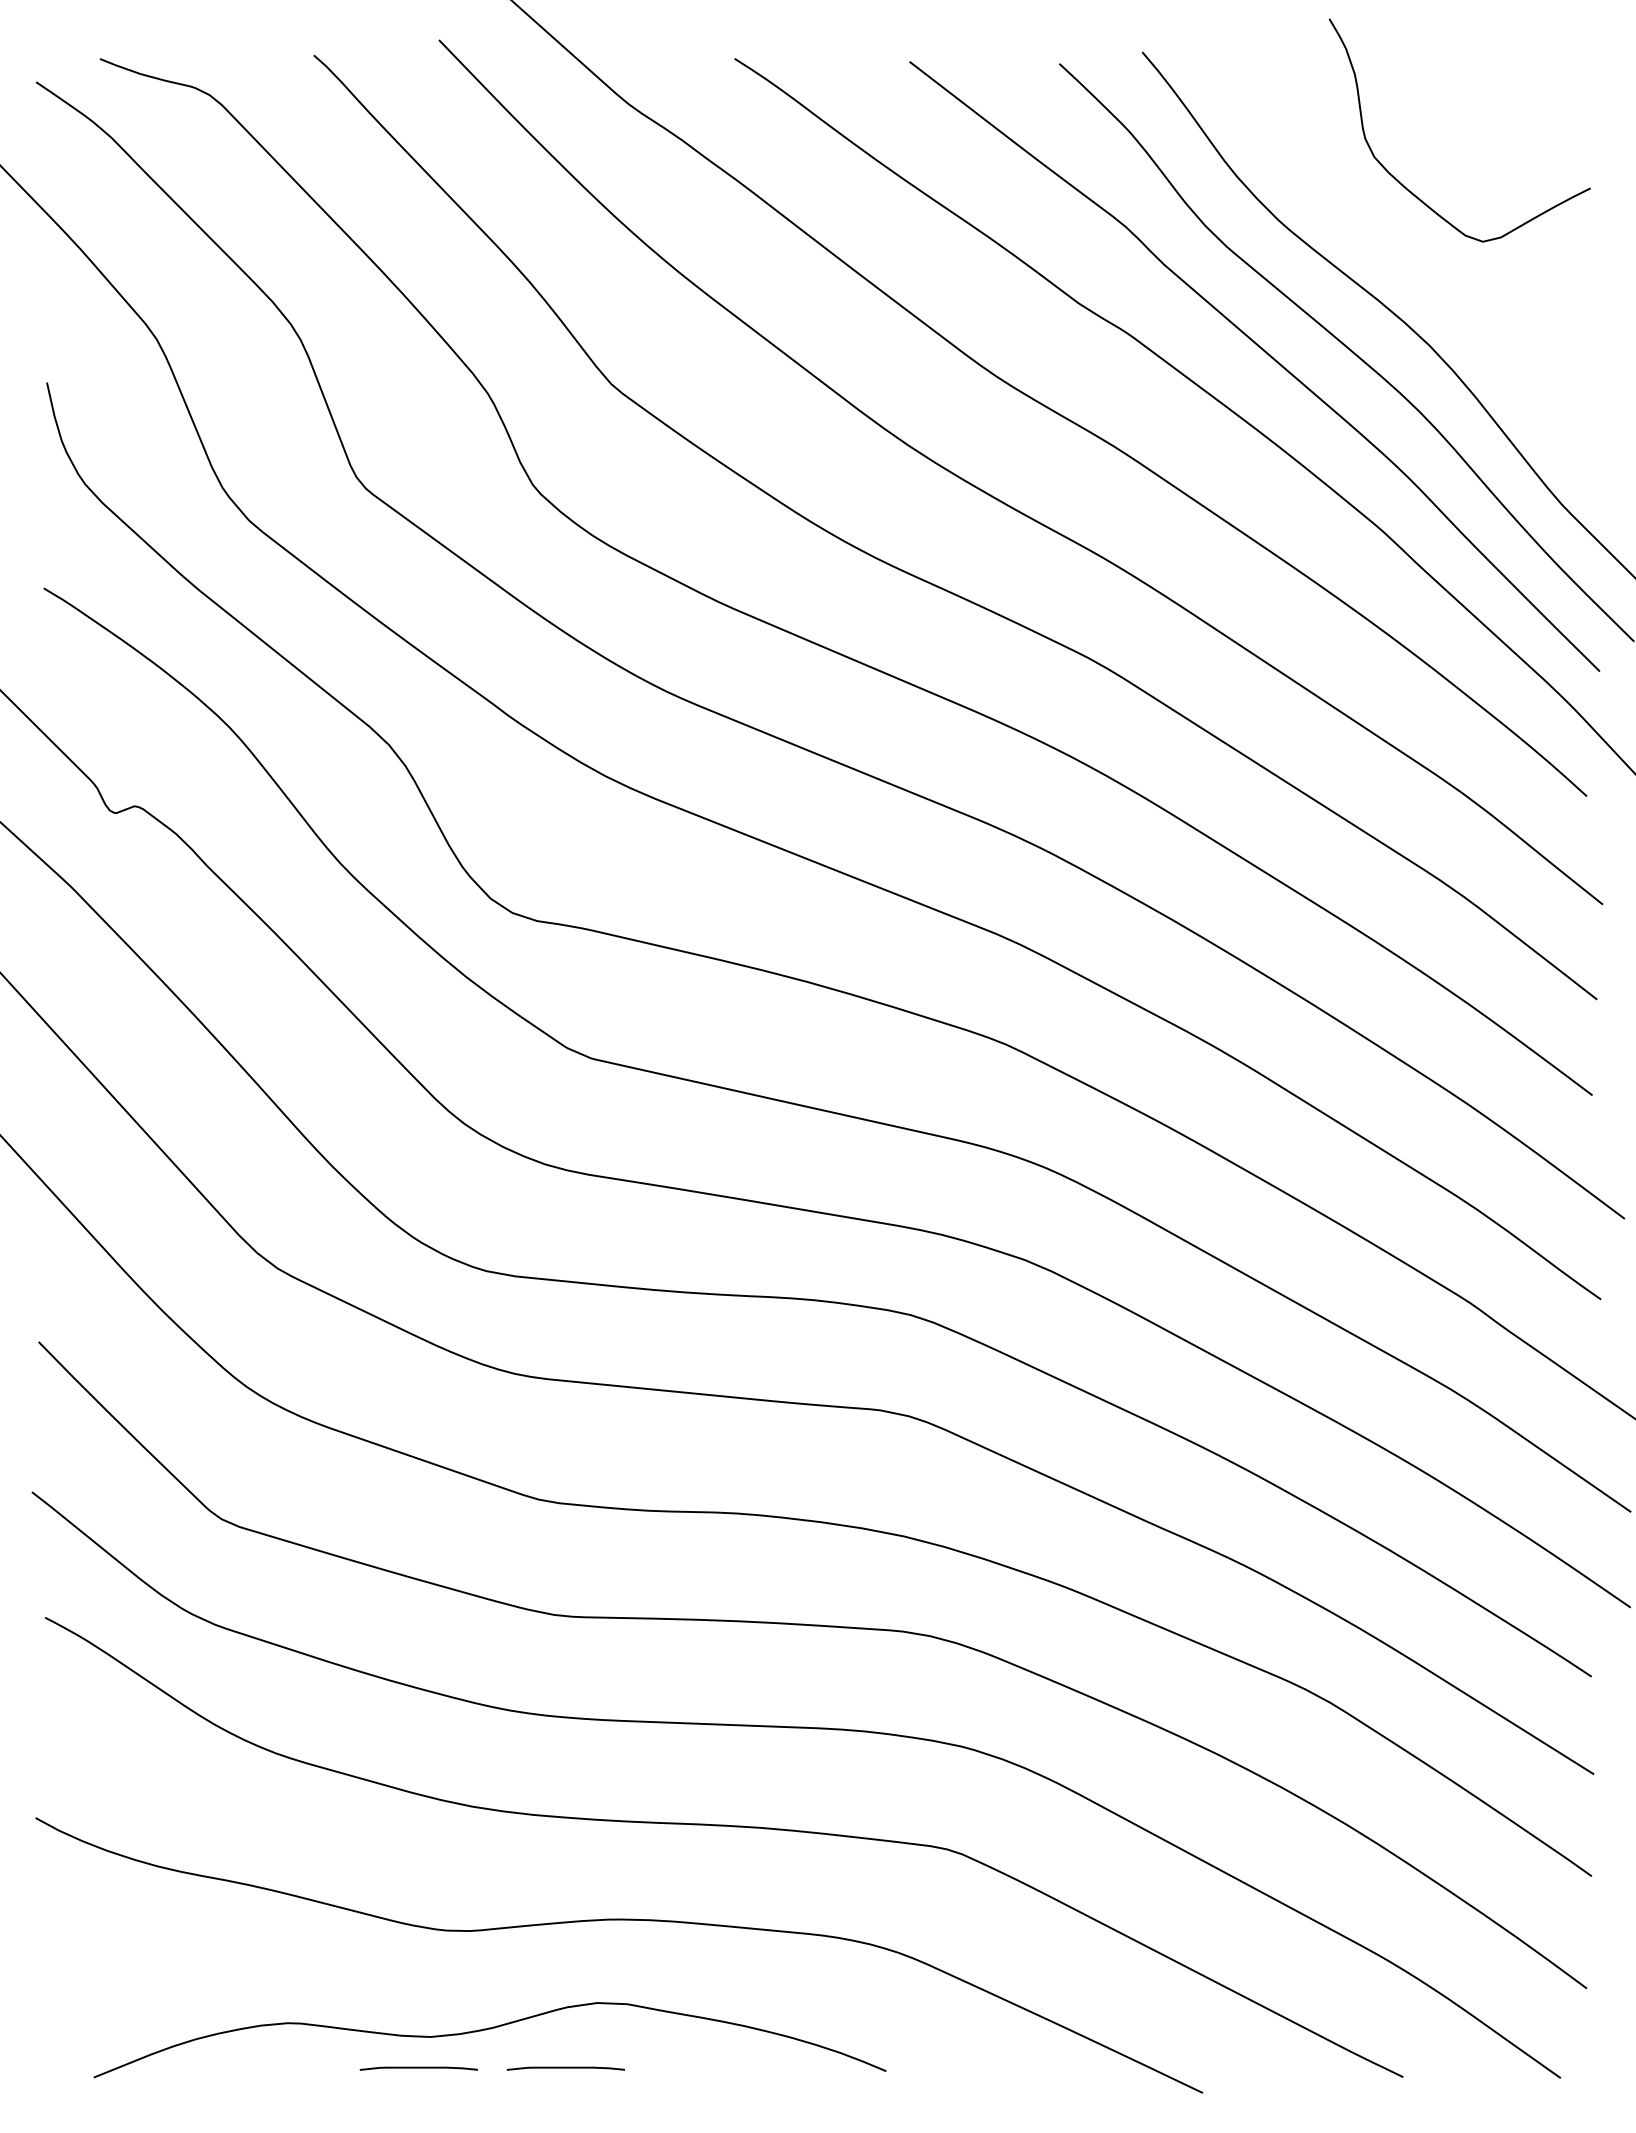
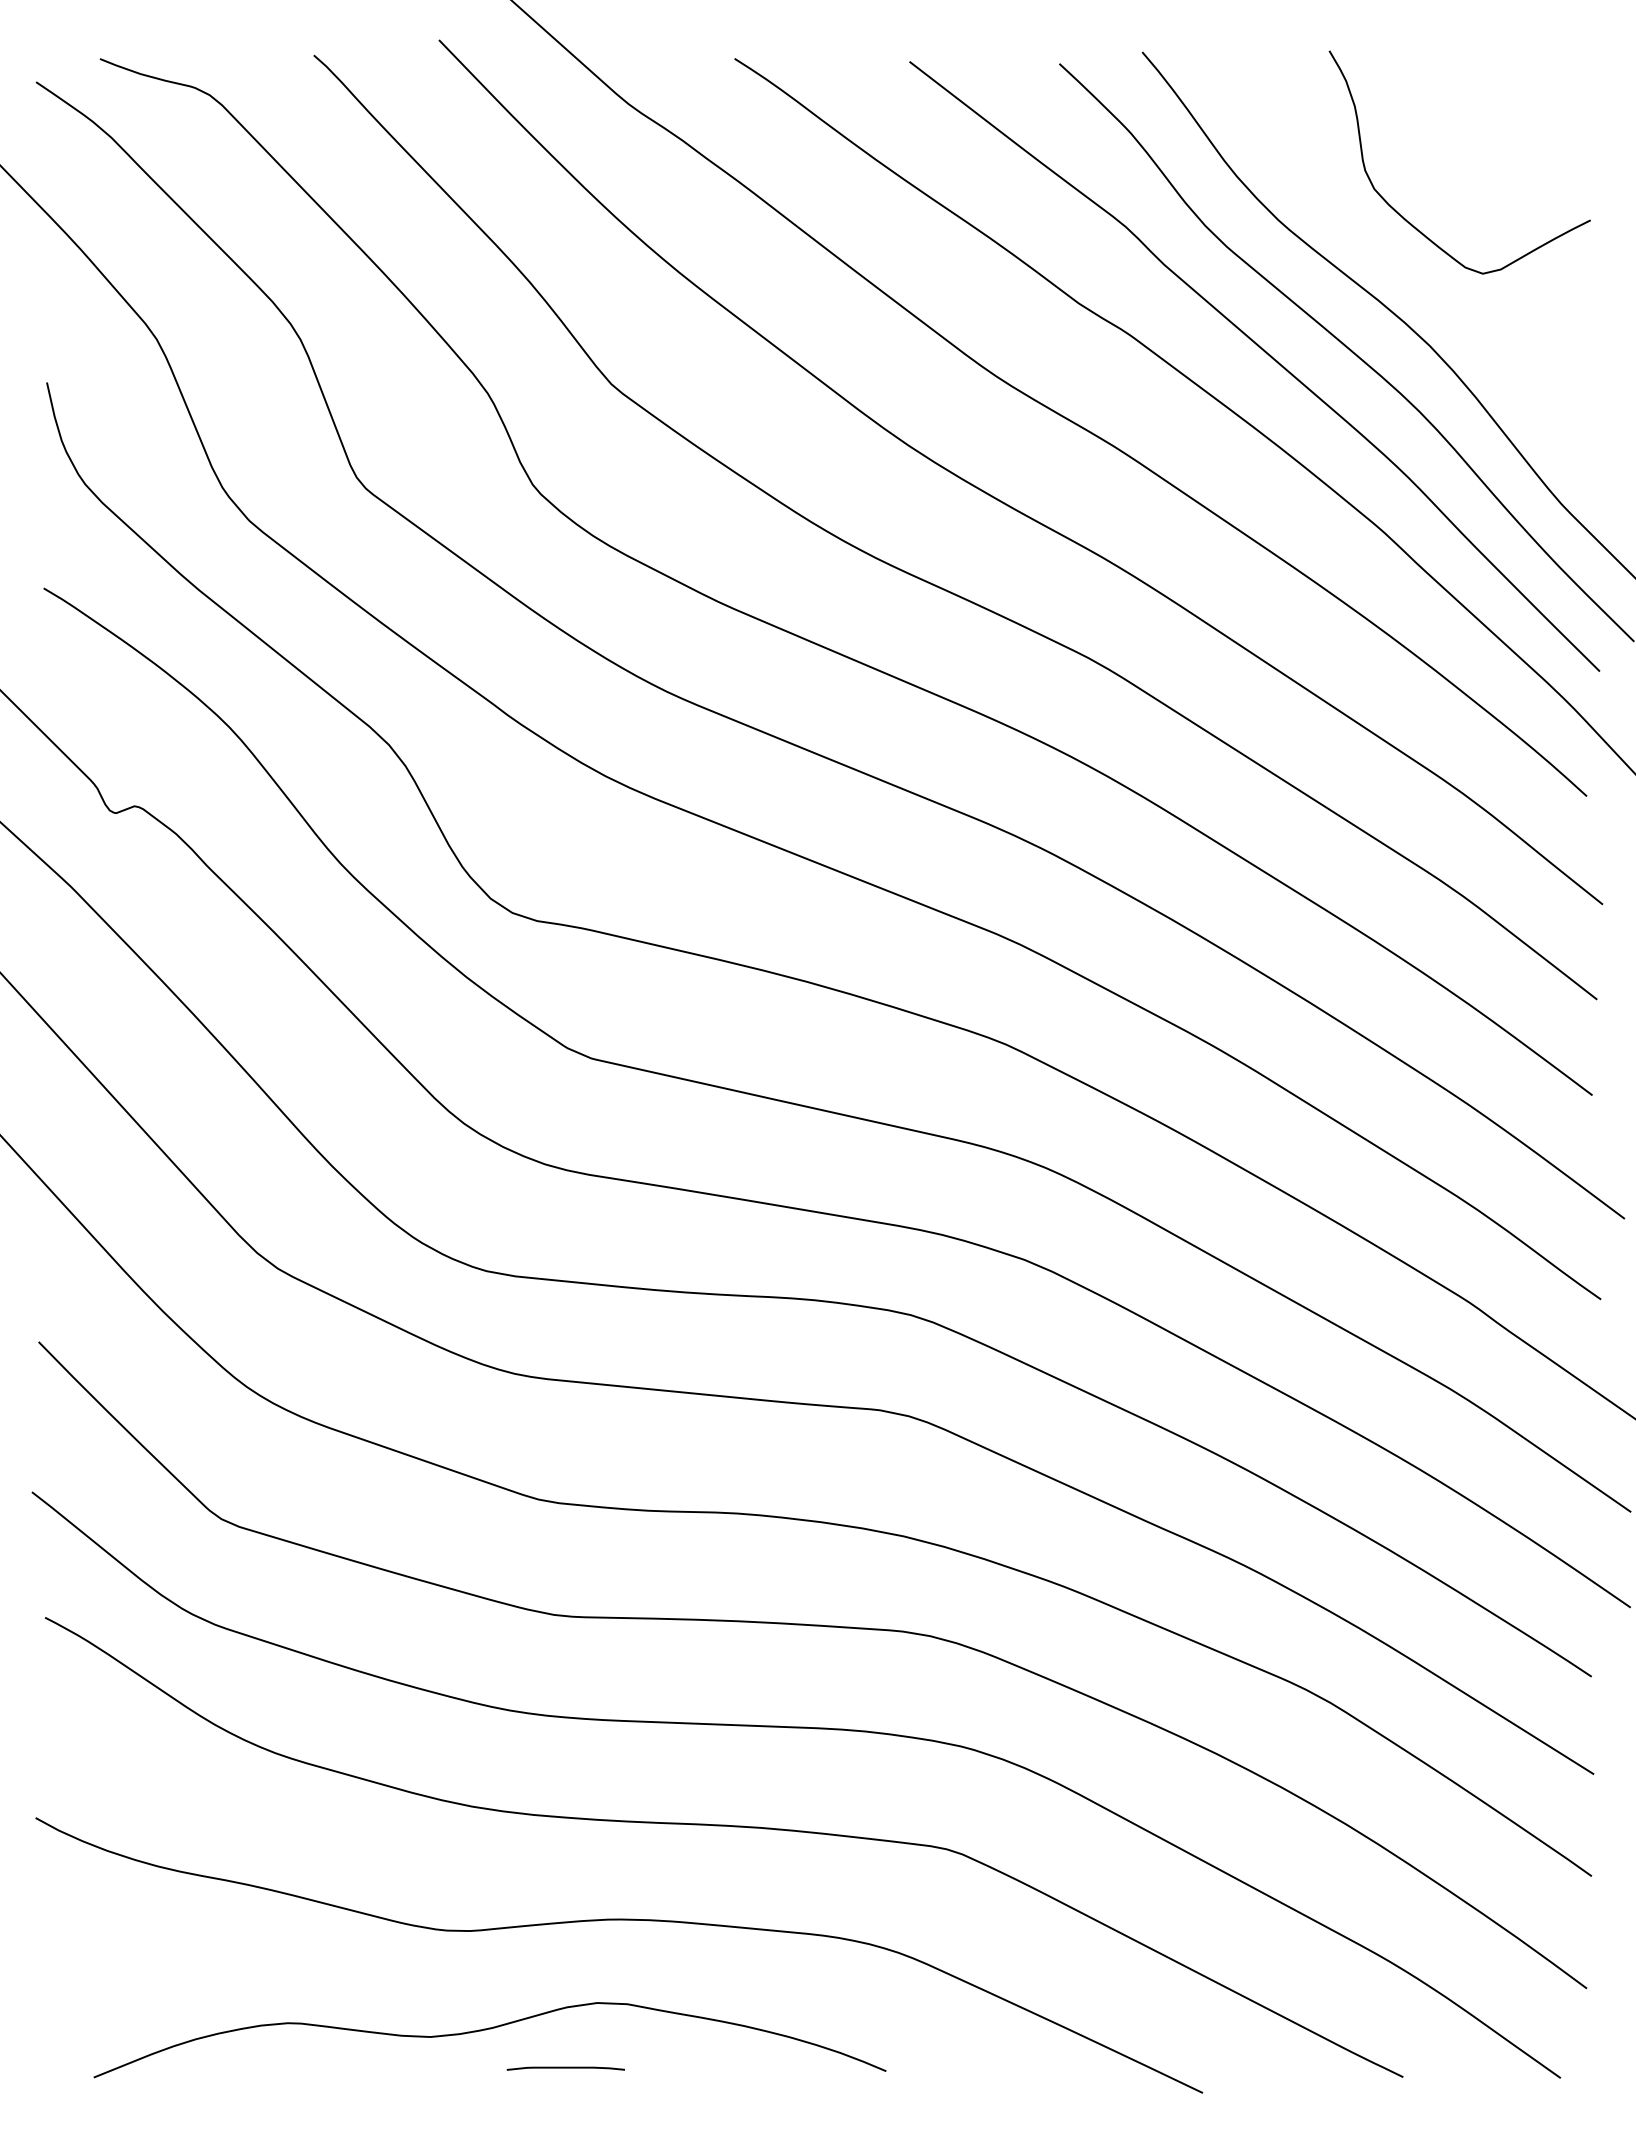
curve position: (1410, 190) -> (1410, 222) (1410, 222)
curve: present -> none (418, 2068)
